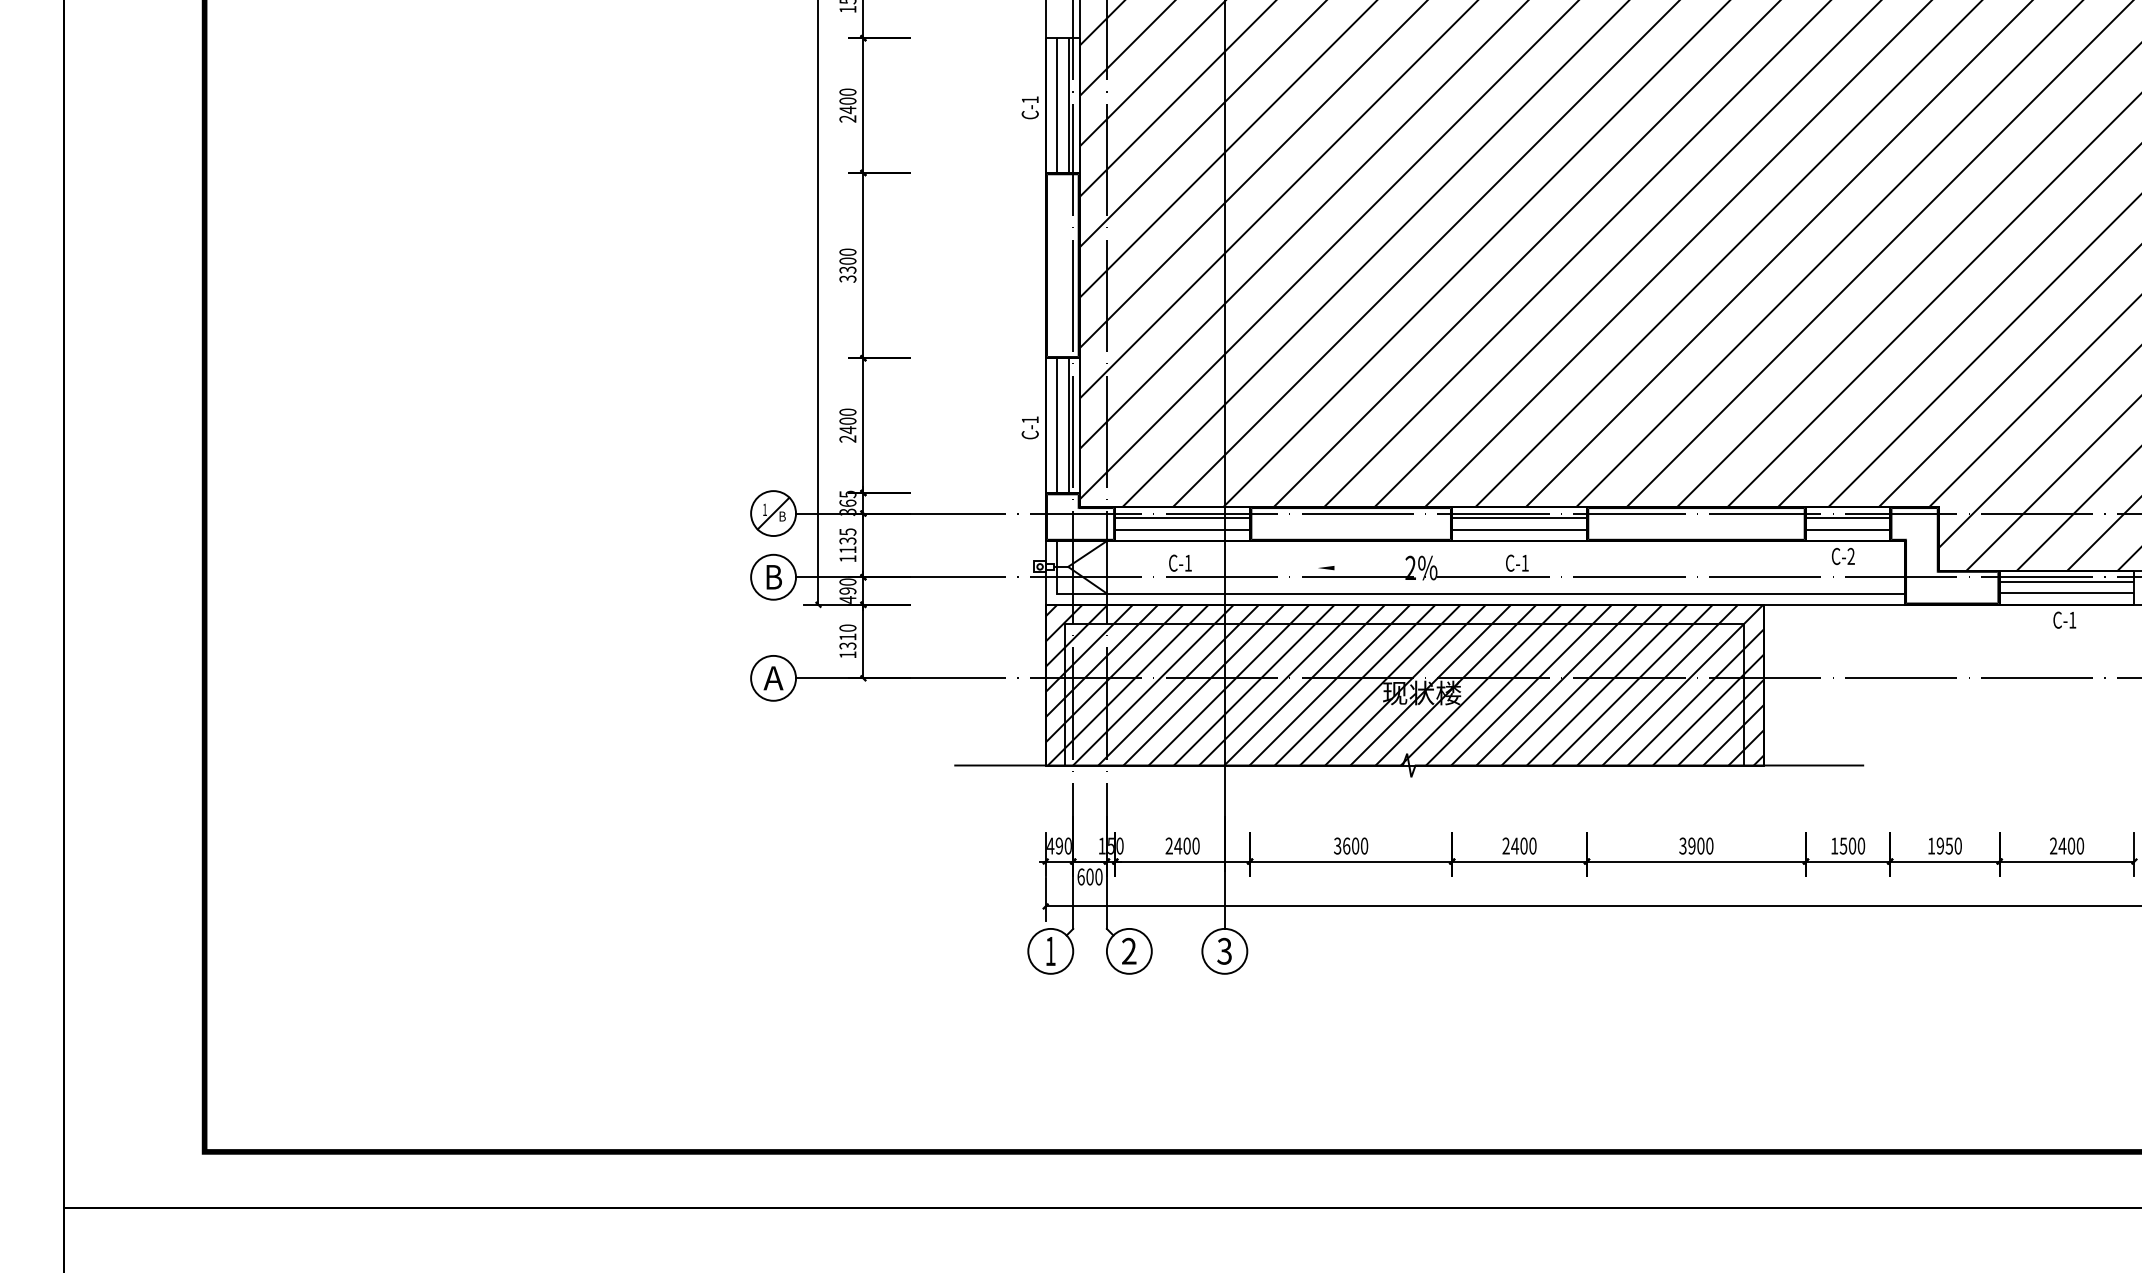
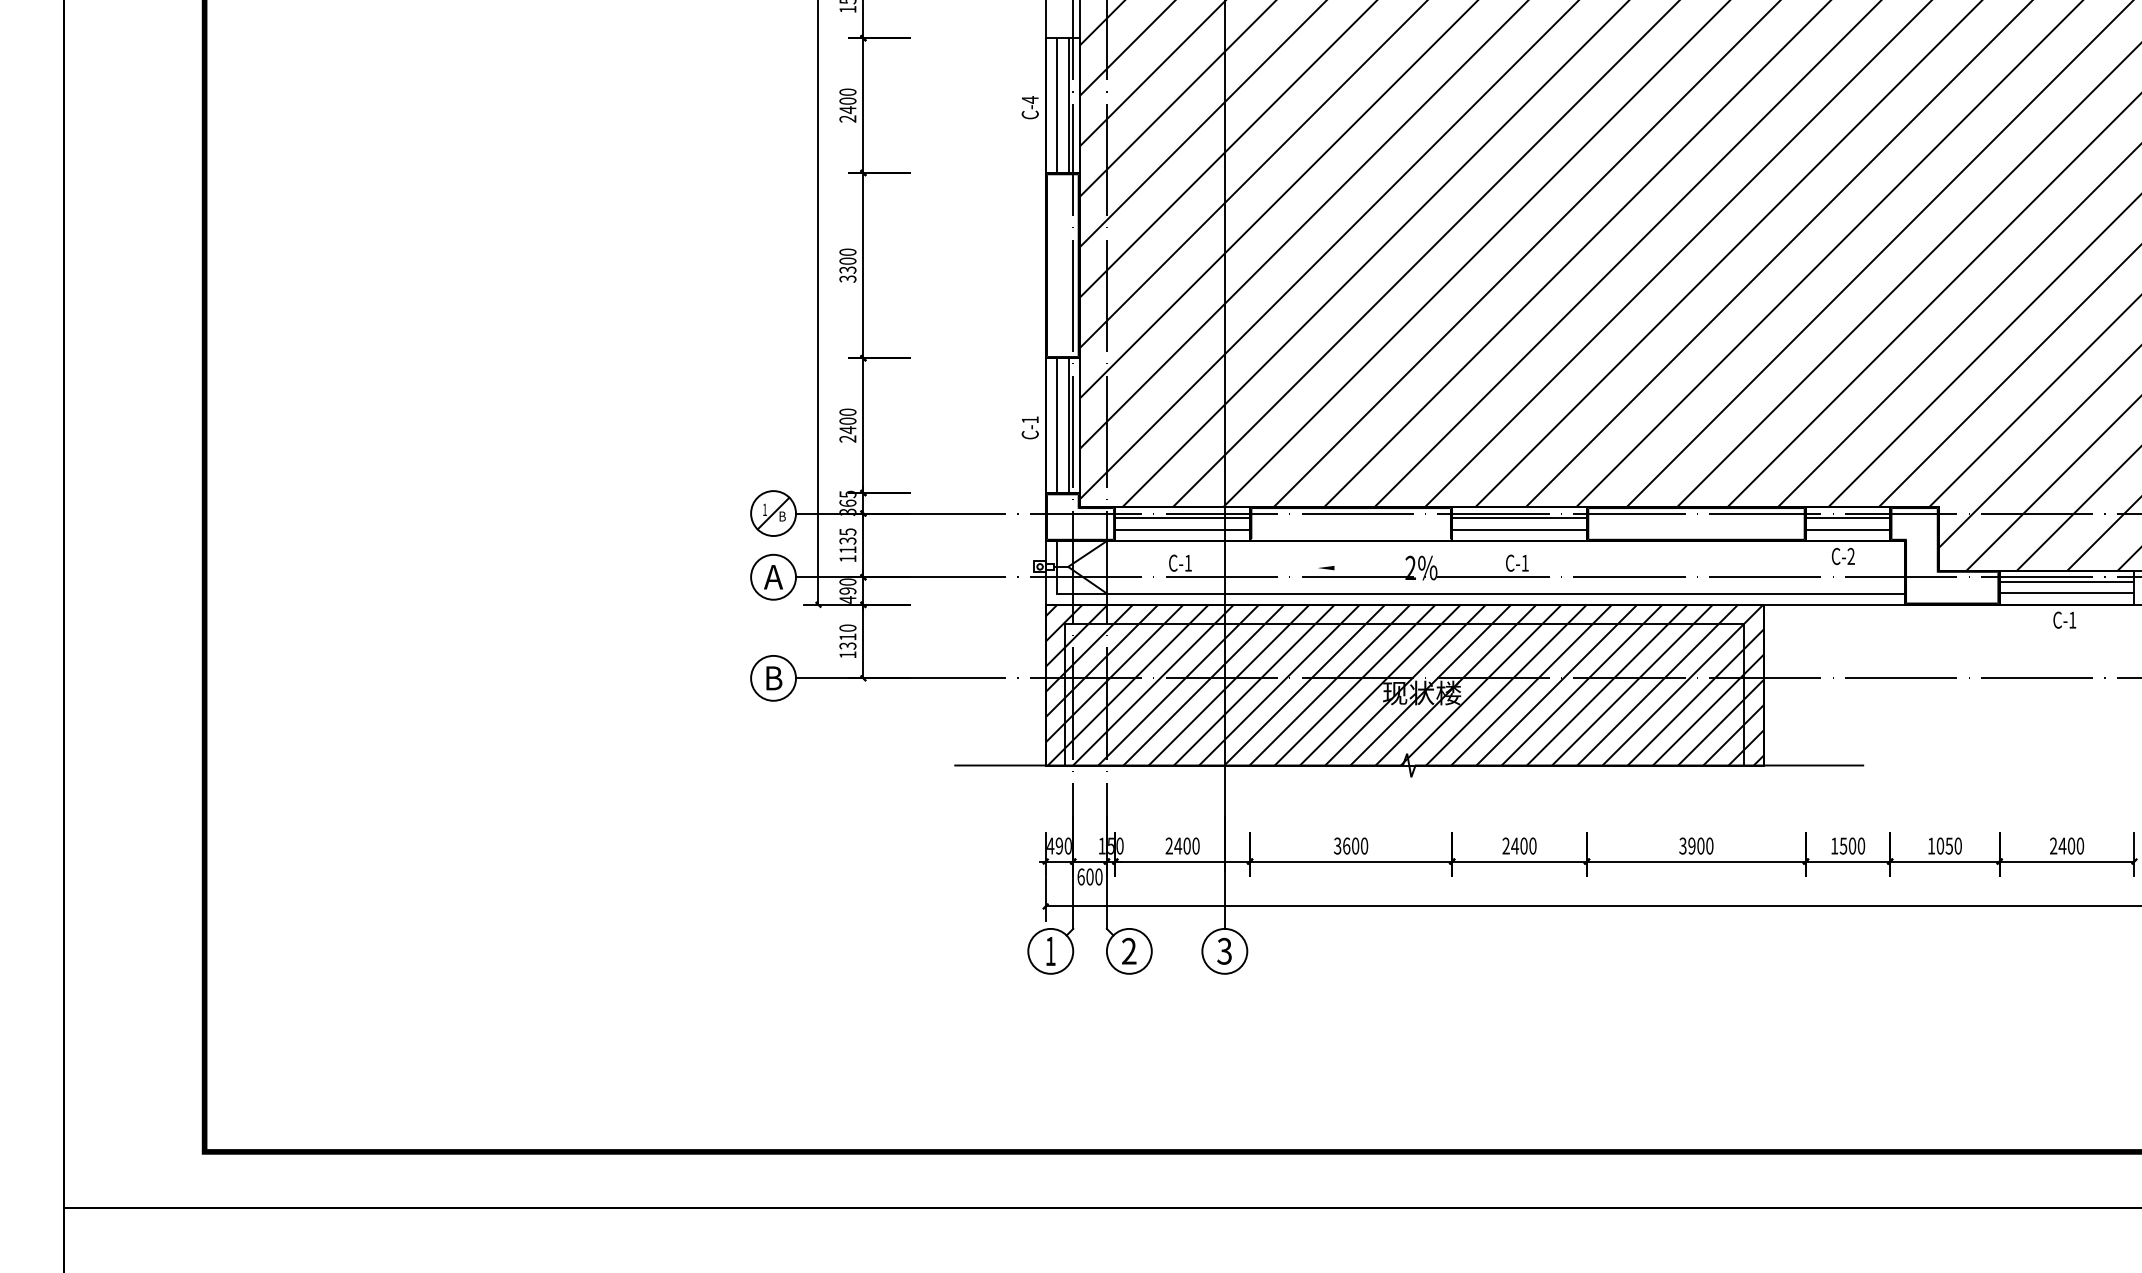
text: C-1 -> C-4 (1030, 99)
fill: present -> none (1351, 539)
text: B -> A (773, 577)
text: A -> B (773, 678)
text: 1950 -> 1050 (1940, 845)
